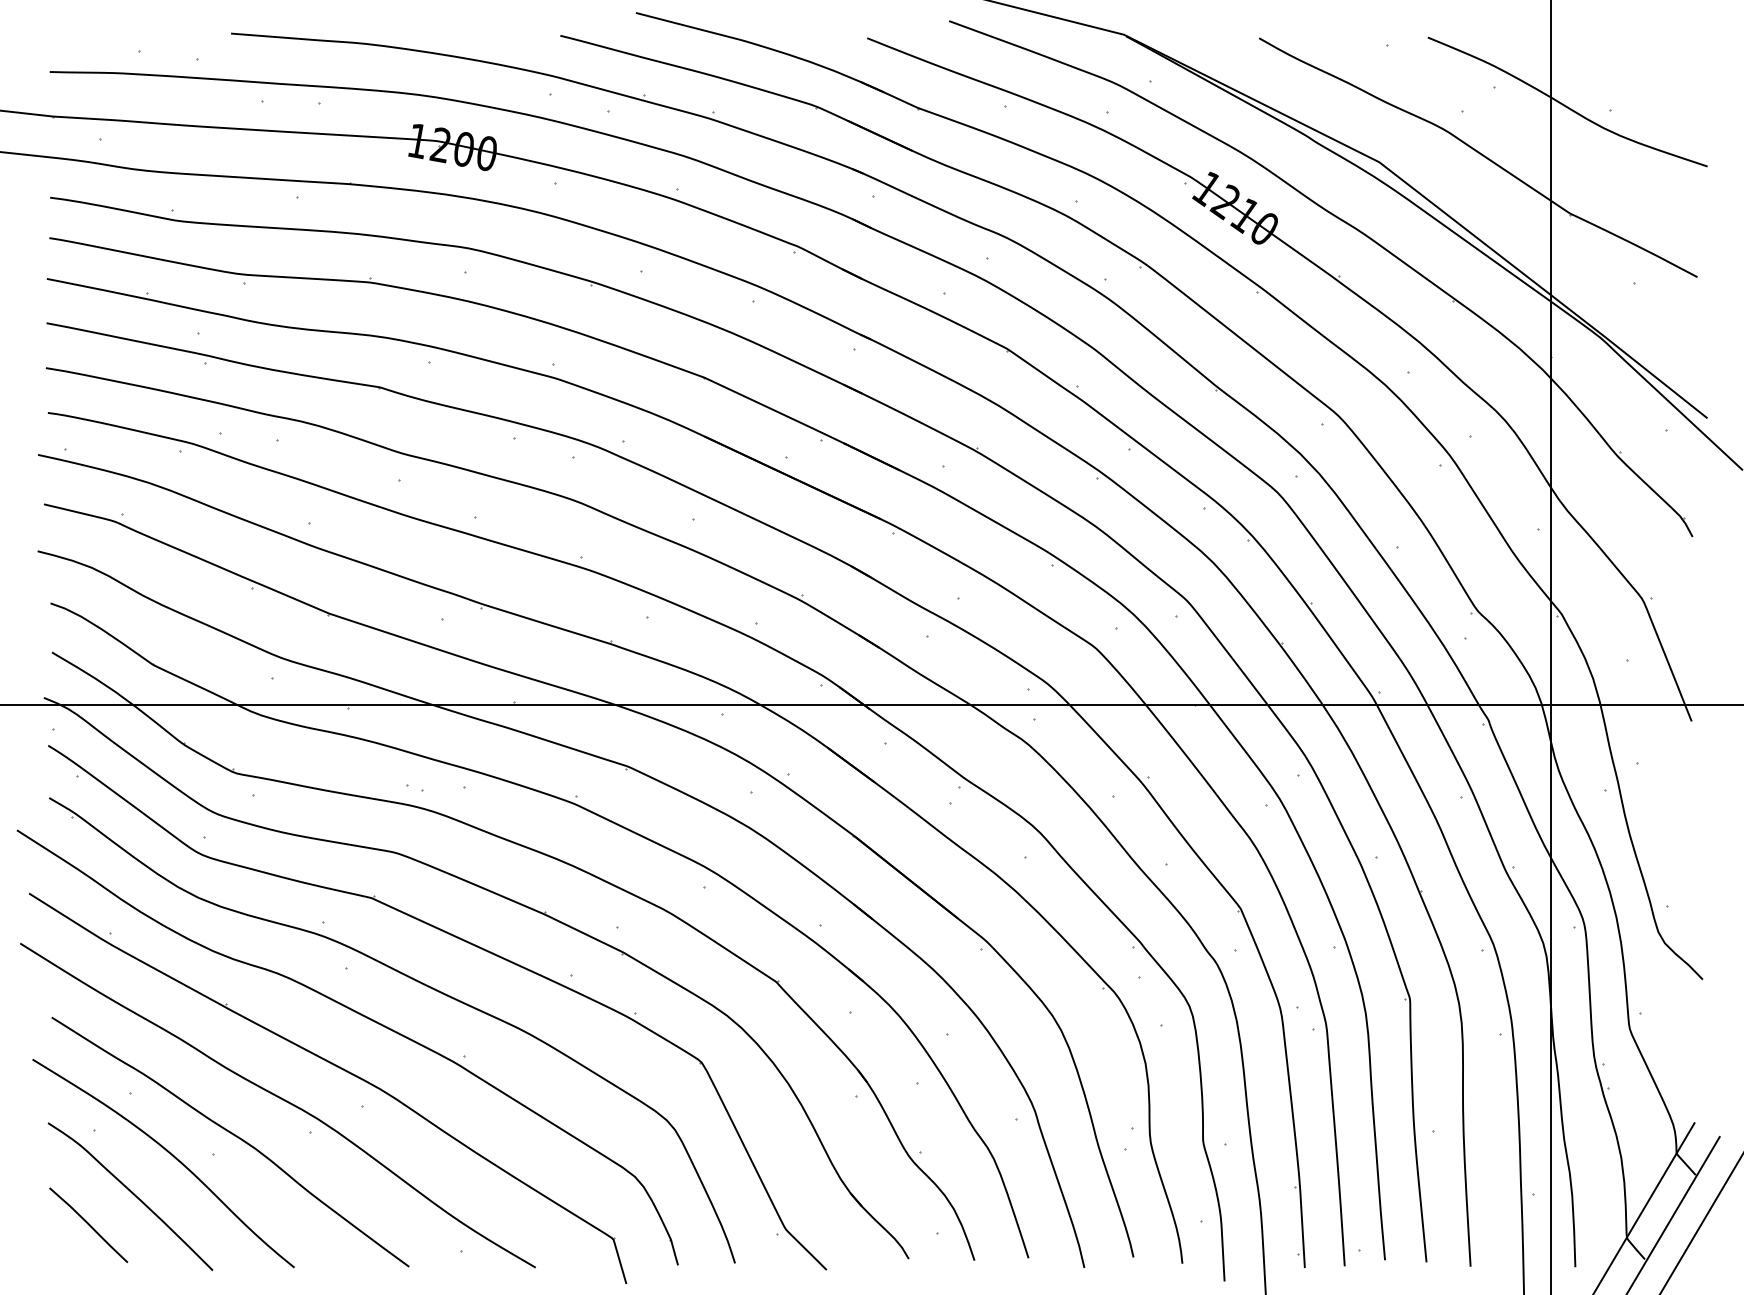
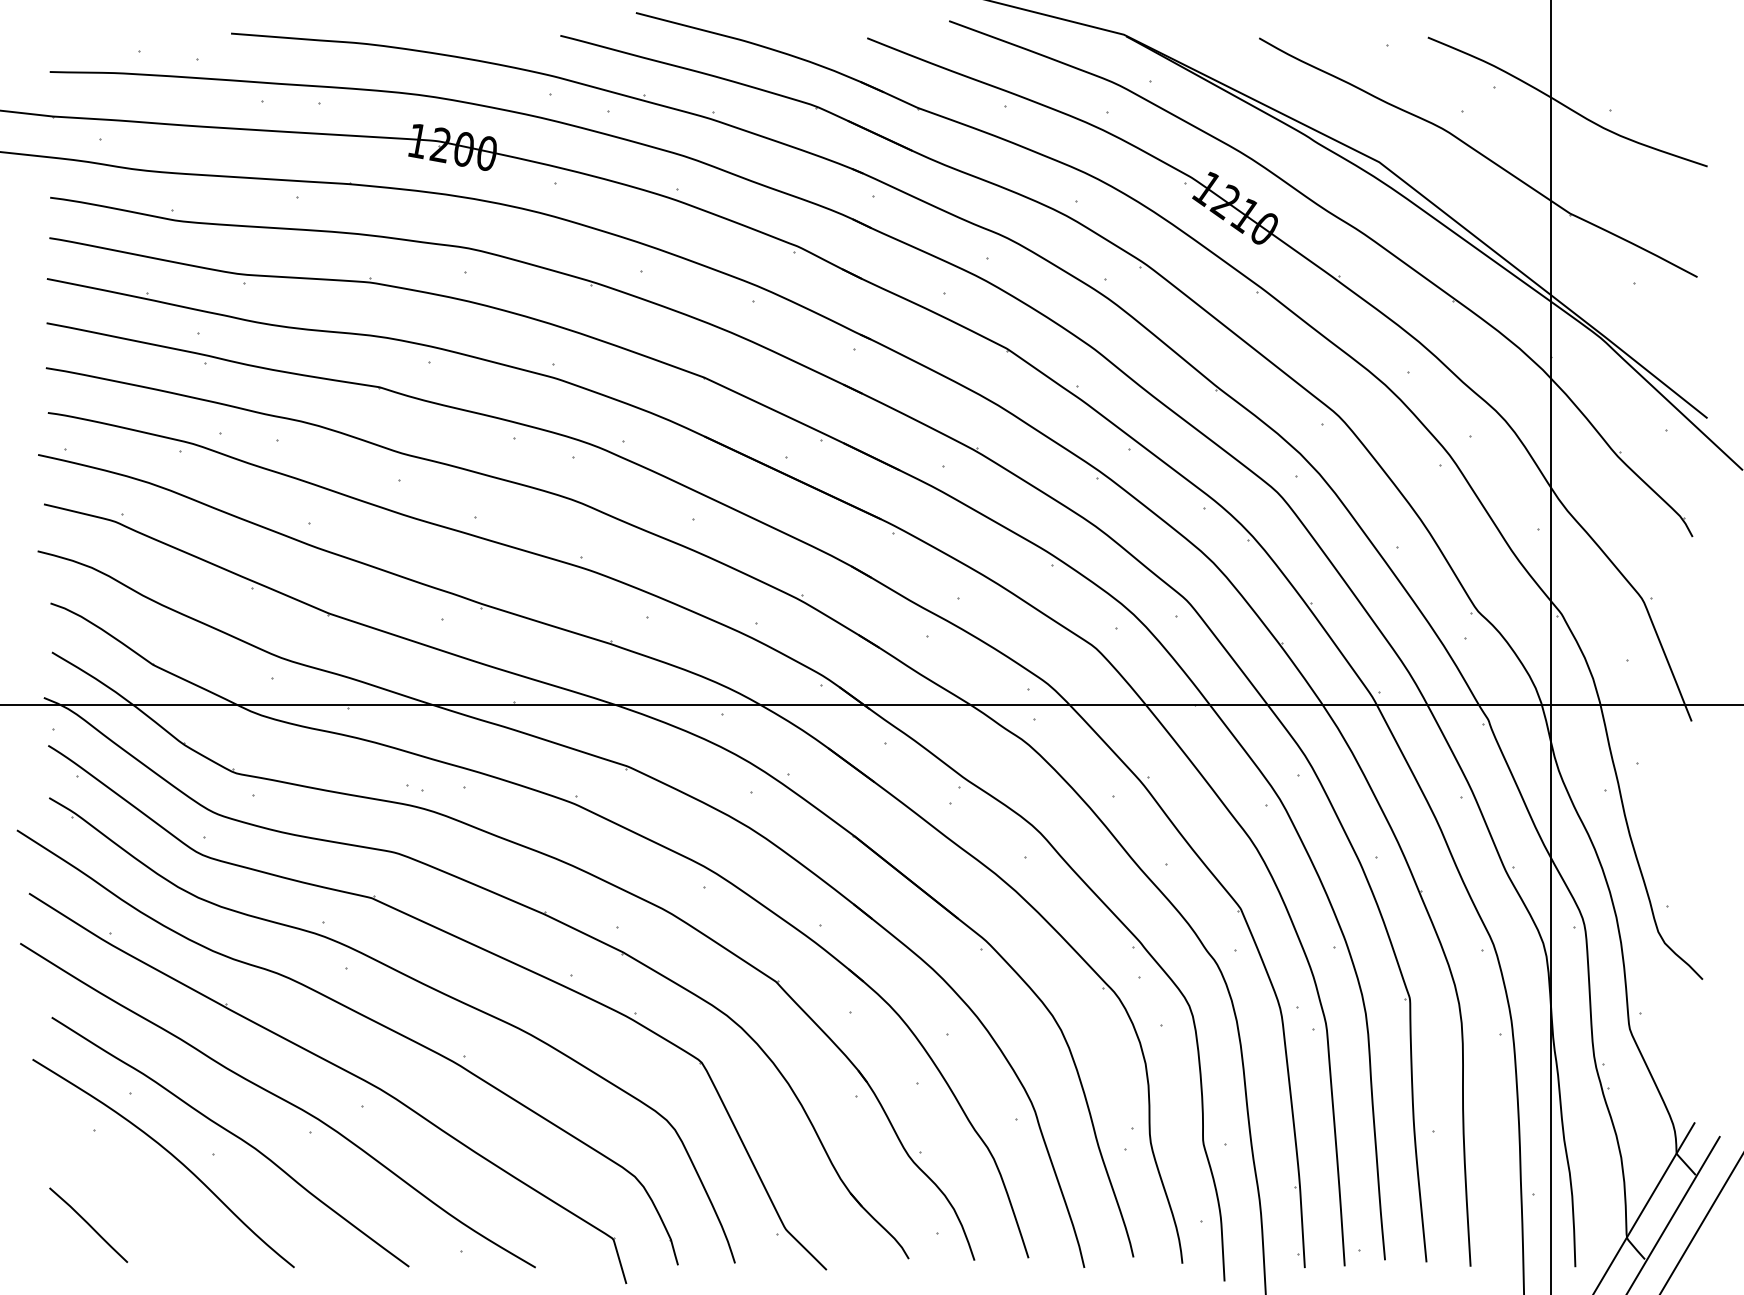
curve: present -> none (132, 1194)
